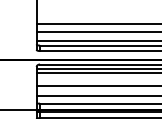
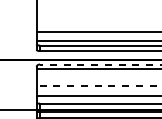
line: present -> none (97, 24)
line: solid -> dashed (100, 64)
line: present -> none (97, 73)
line: solid -> dashed (98, 85)
